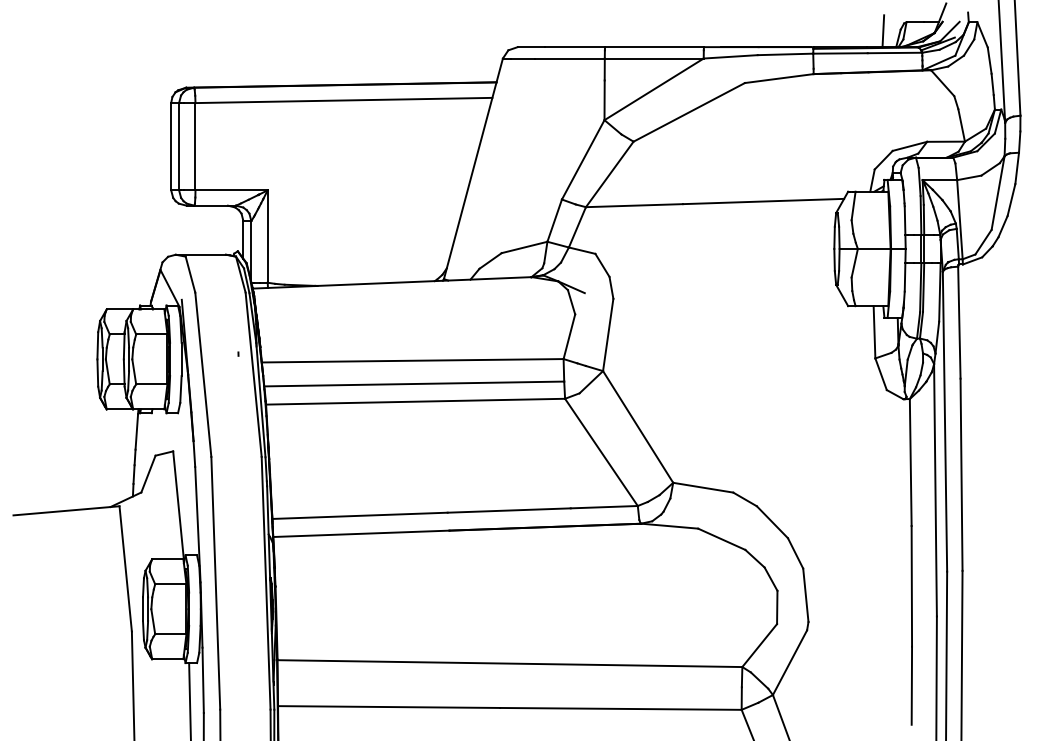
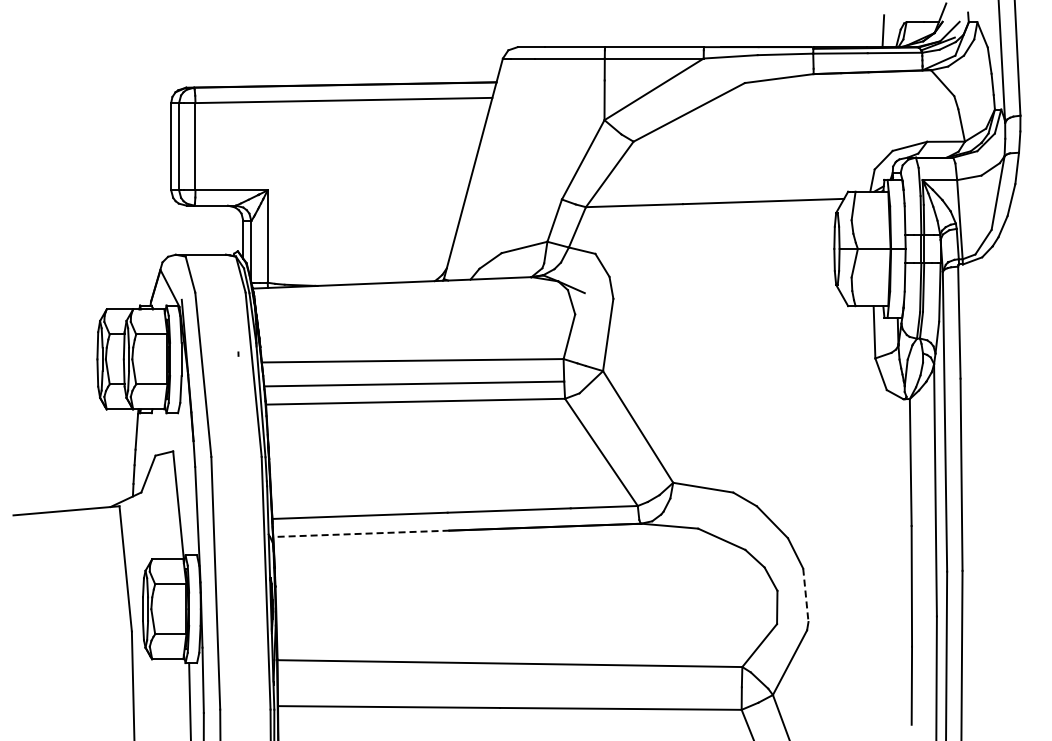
line: solid -> dashed (360, 533)
line: solid -> dashed (805, 595)
